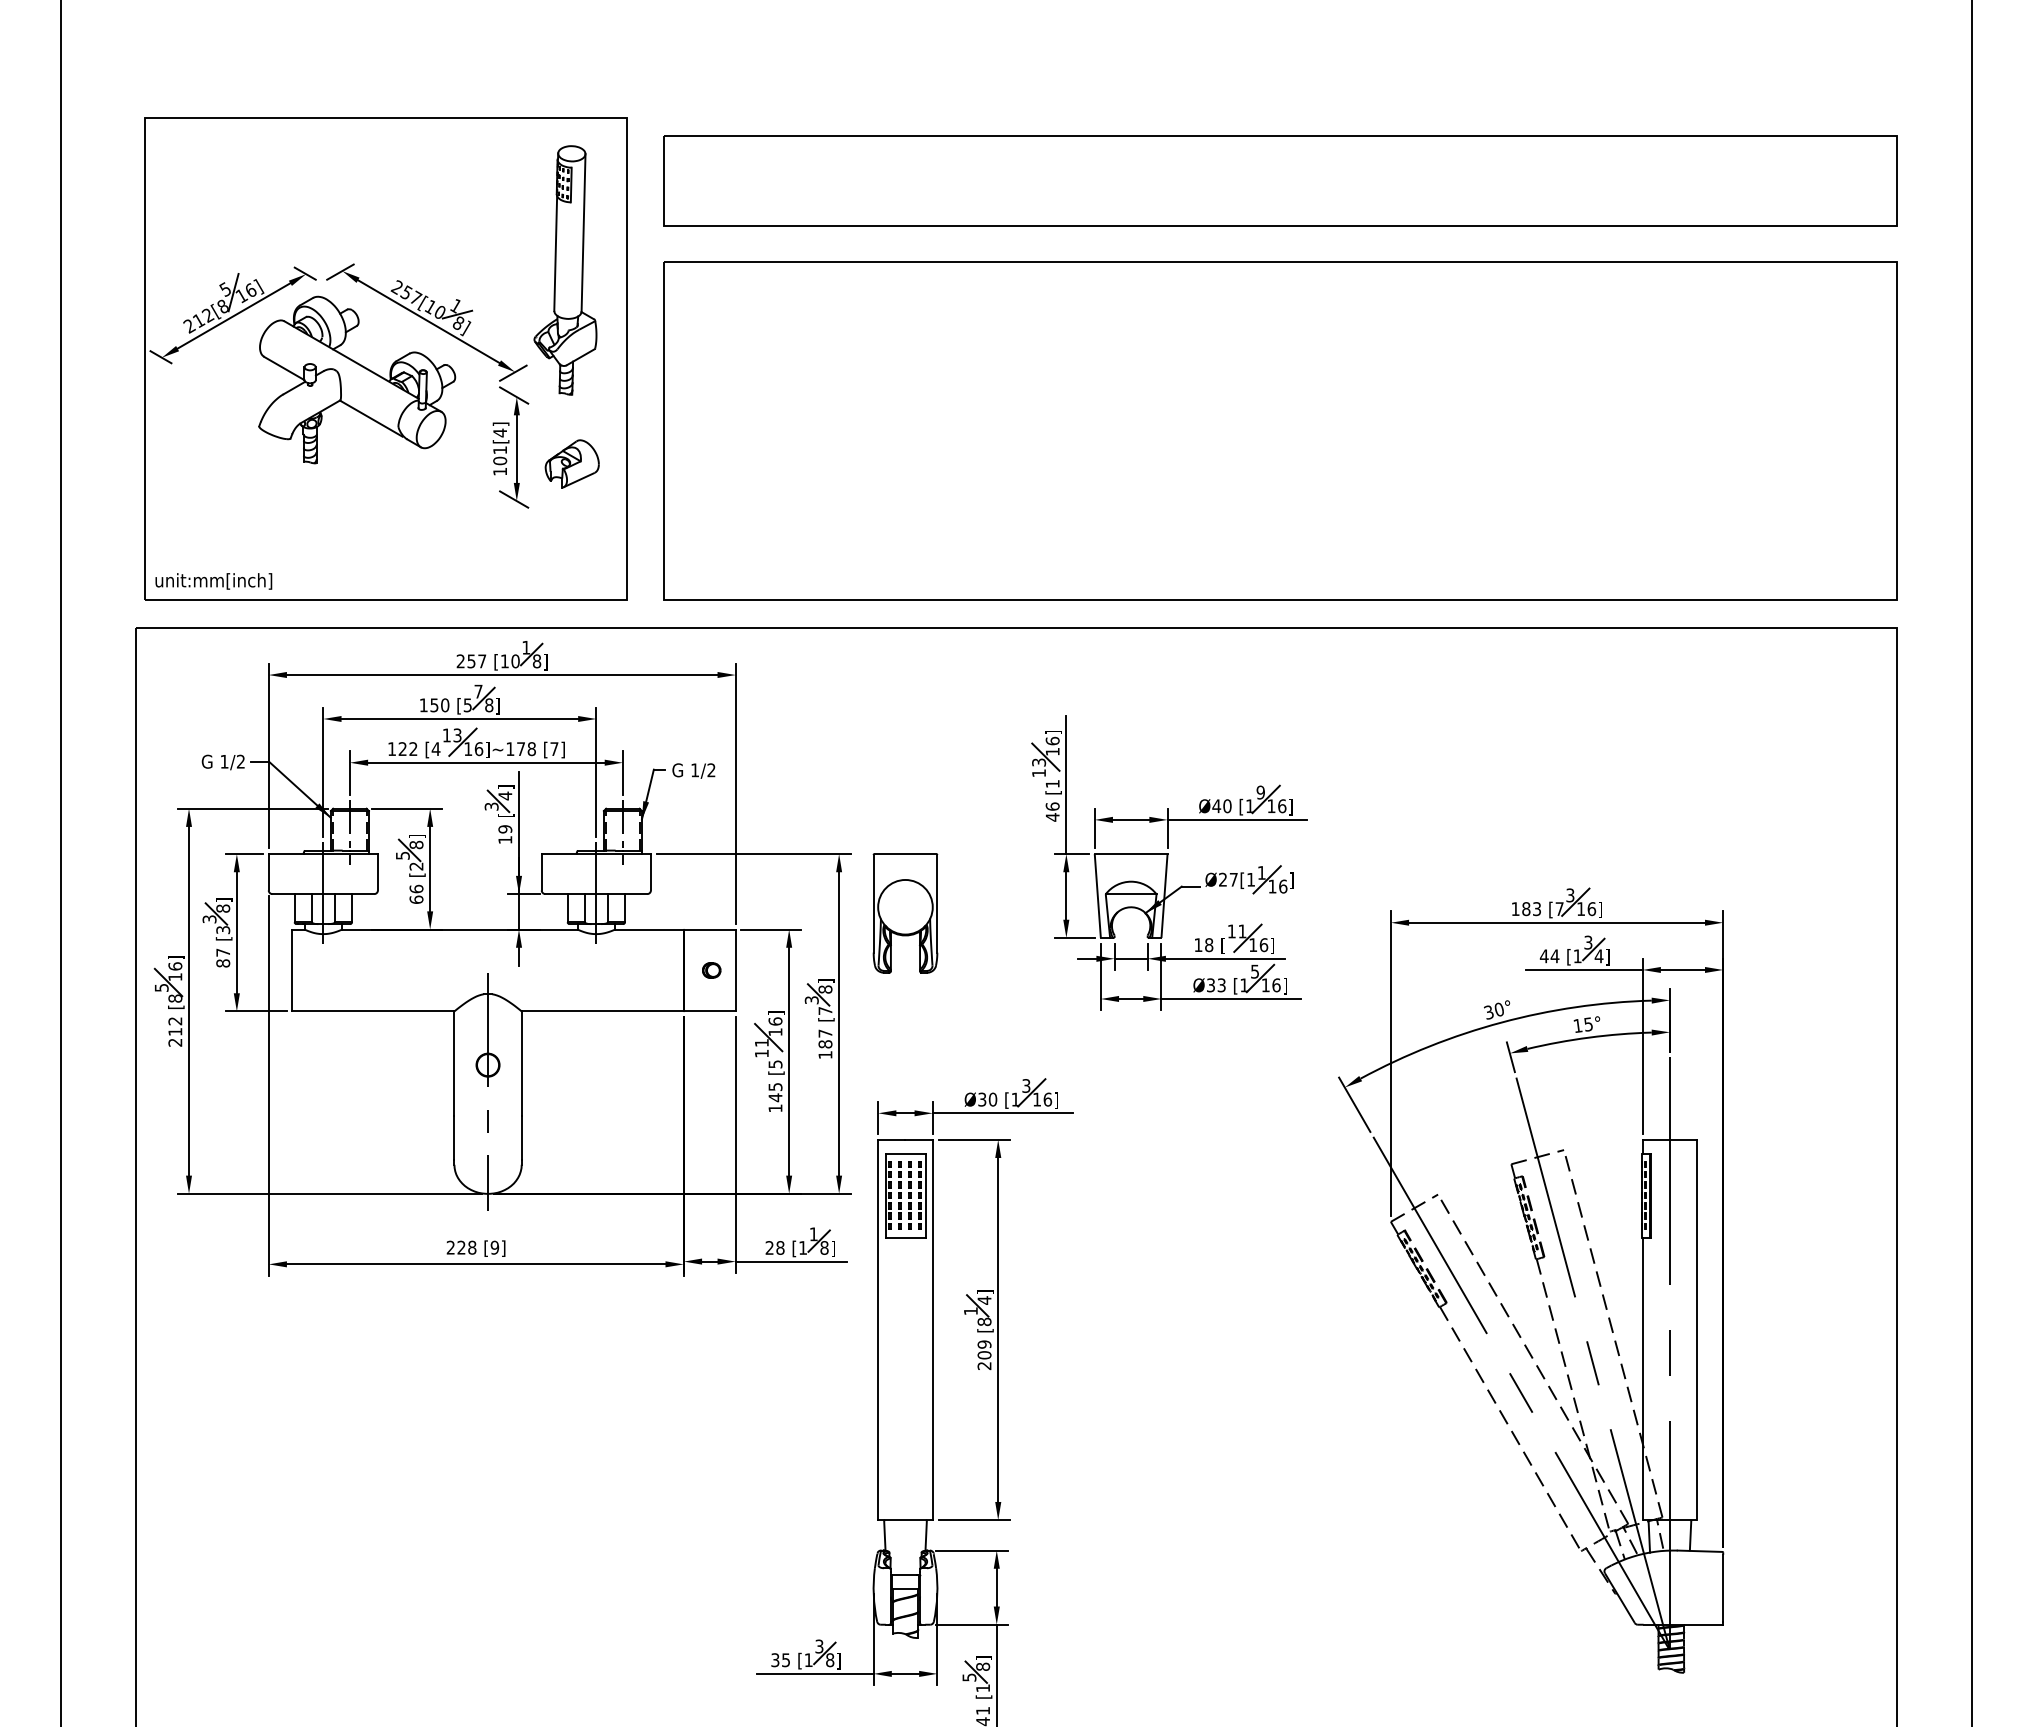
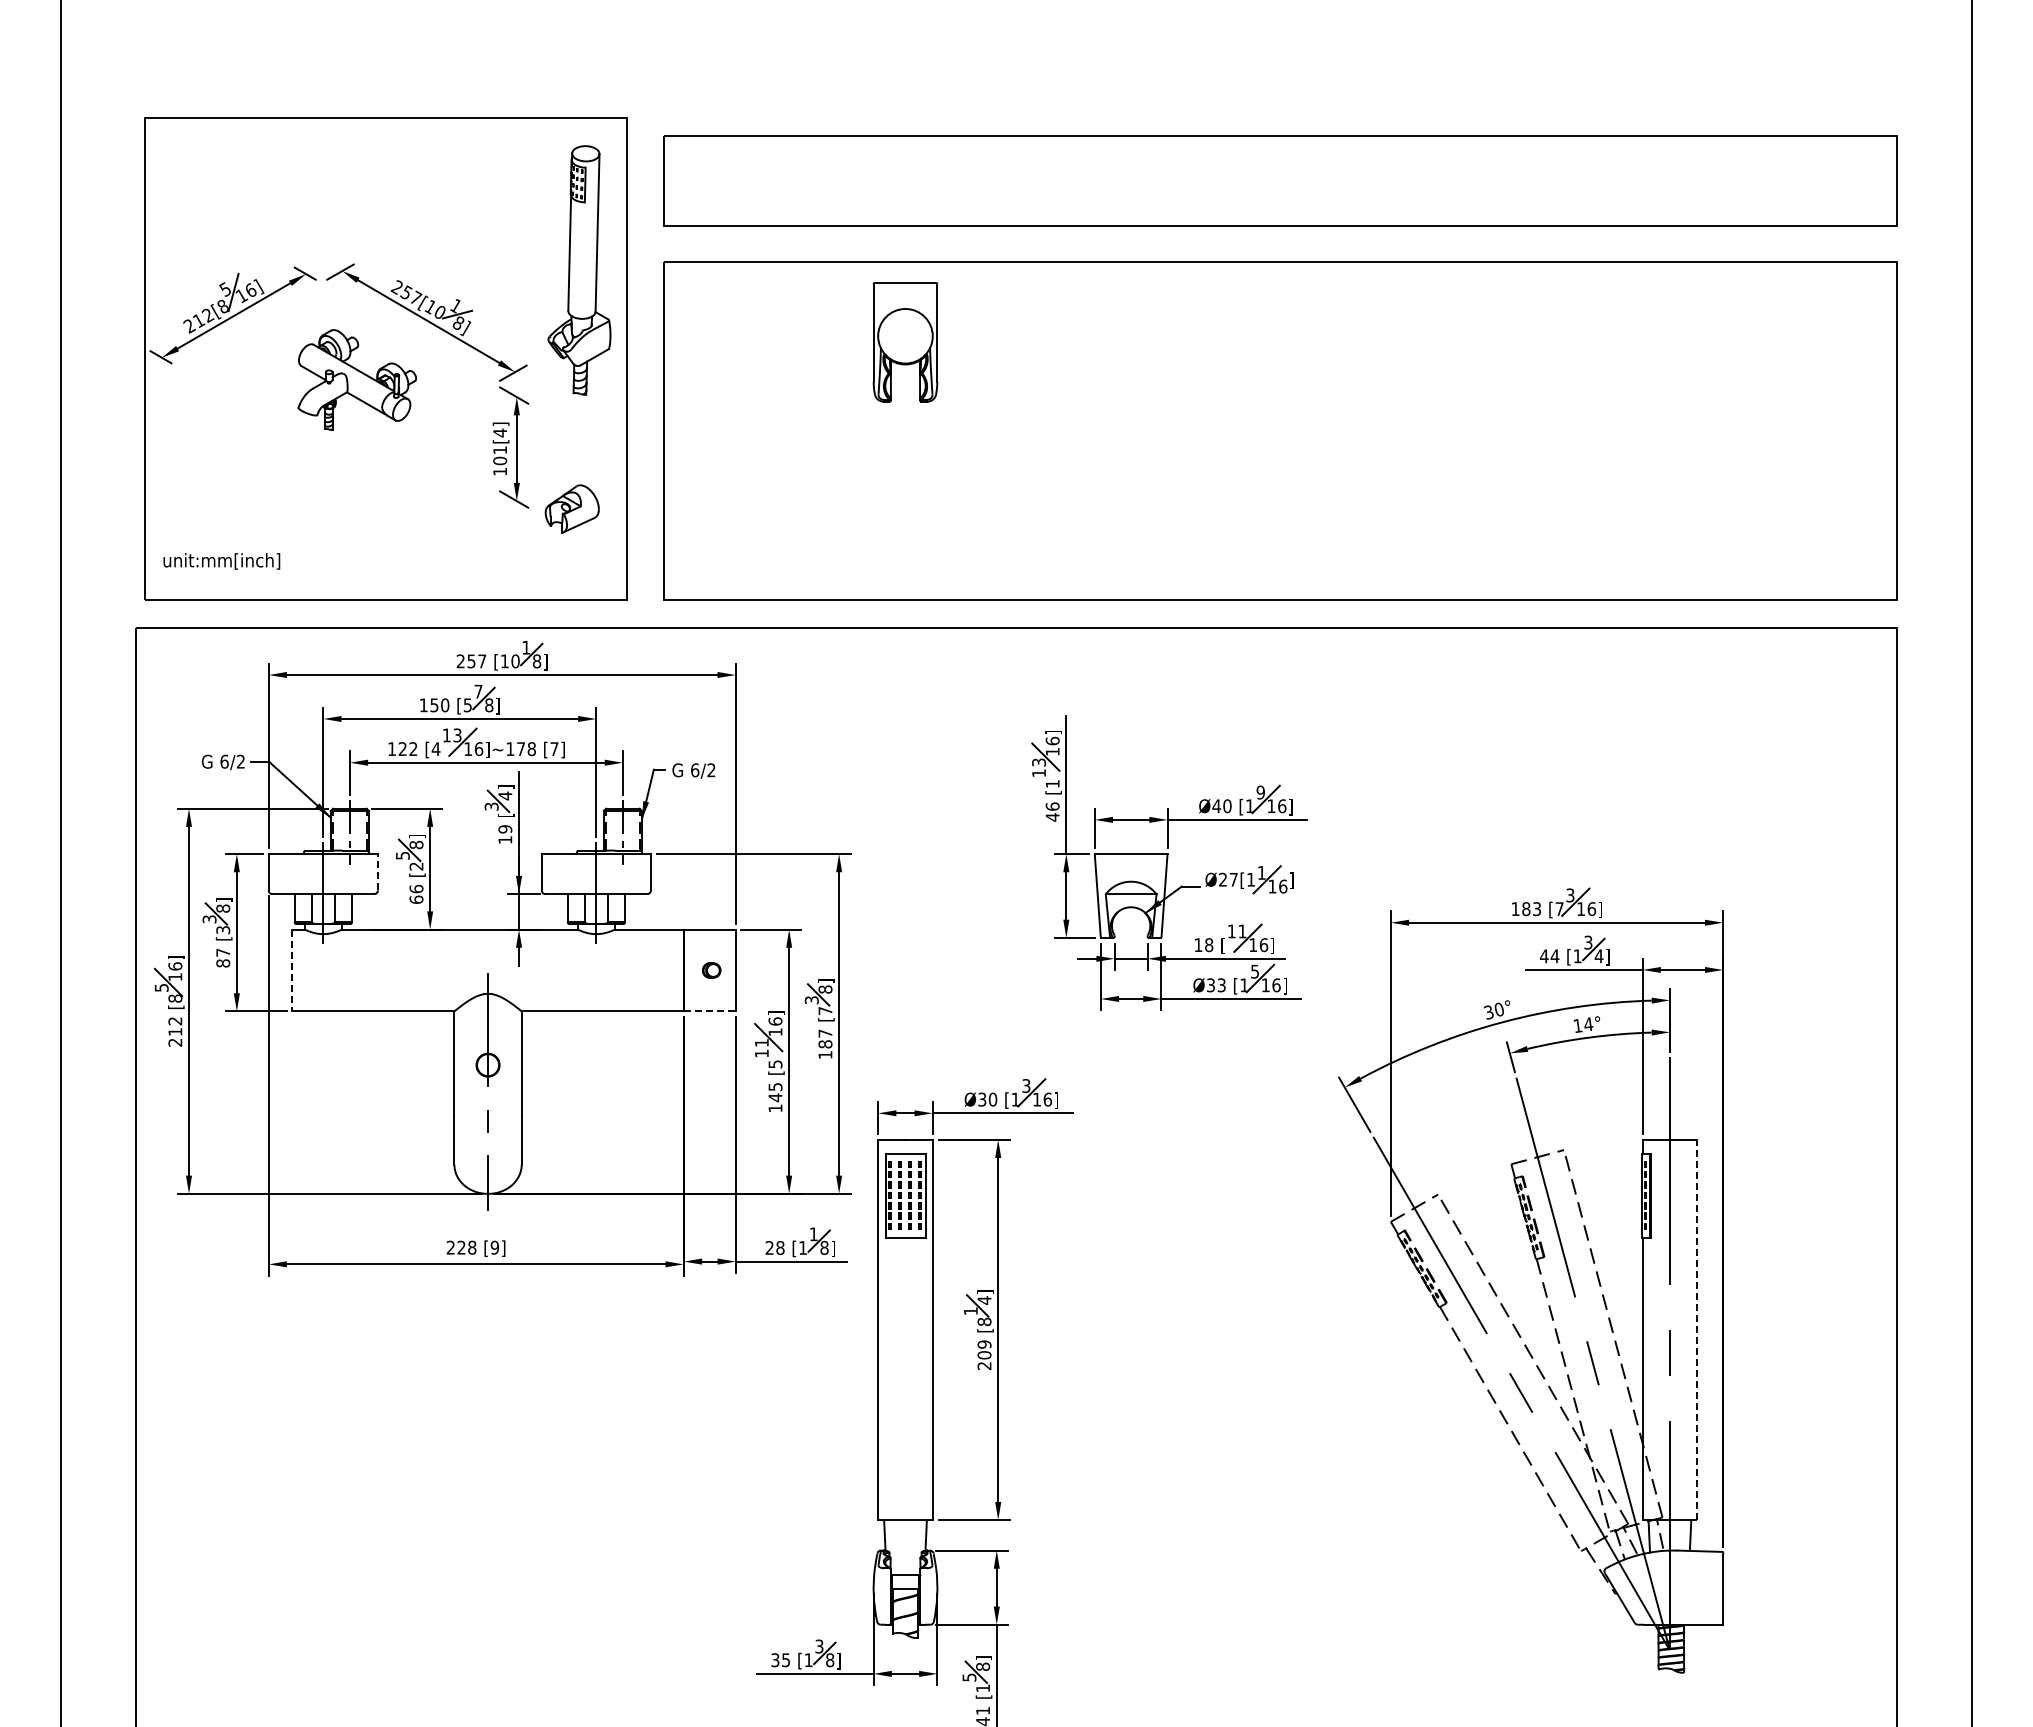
part position: (565, 270) -> (579, 270) (579, 270)
part size: 199x170 px -> 120x102 px (356, 379)
part position: (571, 463) -> (571, 508) (571, 508)
text position: (213, 581) -> (221, 561) (221, 561)
text: 1/2 -> 6/2 (224, 761)
text: 1/2 -> 6/2 (695, 770)
line: solid -> dashed (377, 871)
part position: (905, 913) -> (905, 342) (905, 342)
line: solid -> dashed (292, 970)
line: solid -> dashed (709, 1011)
text: 15° -> 14° (1588, 1024)
line: solid -> dashed (1697, 1329)
